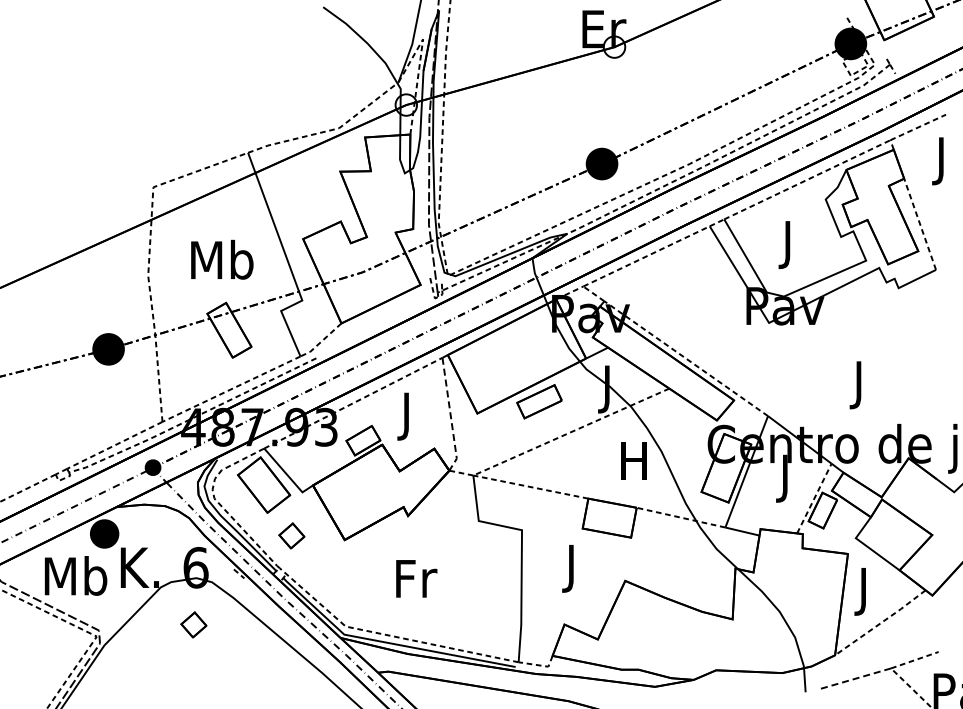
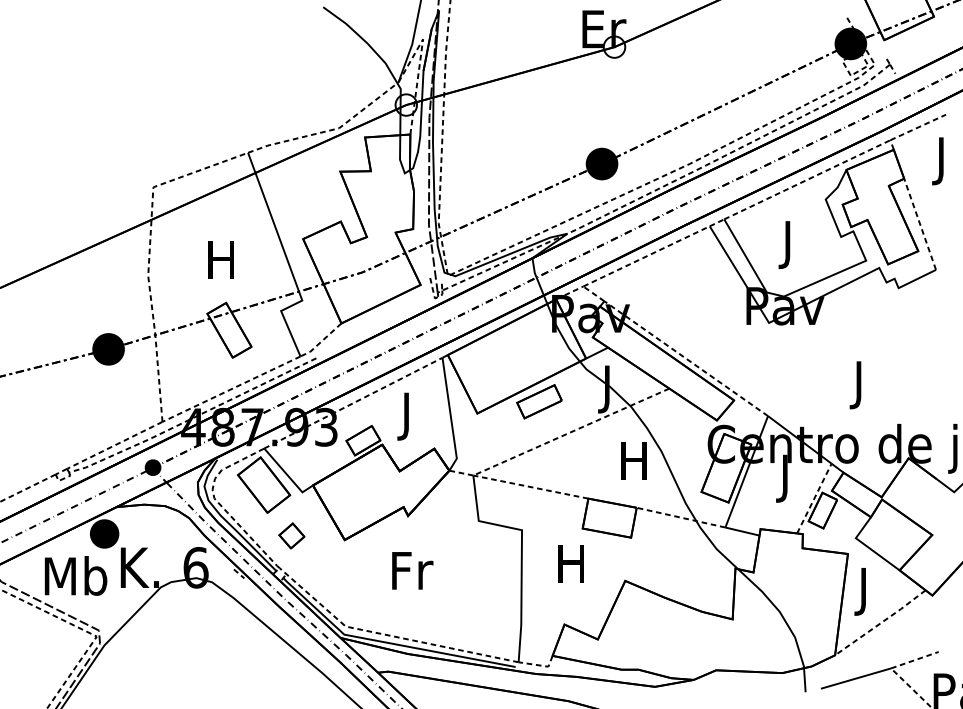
text: Mb -> H (222, 259)
line: dashed -> solid (450, 416)
text: J -> H (570, 568)
text position: (416, 578) -> (412, 570) (412, 570)
part: present -> none (193, 624)
line: dashed -> solid (856, 678)
